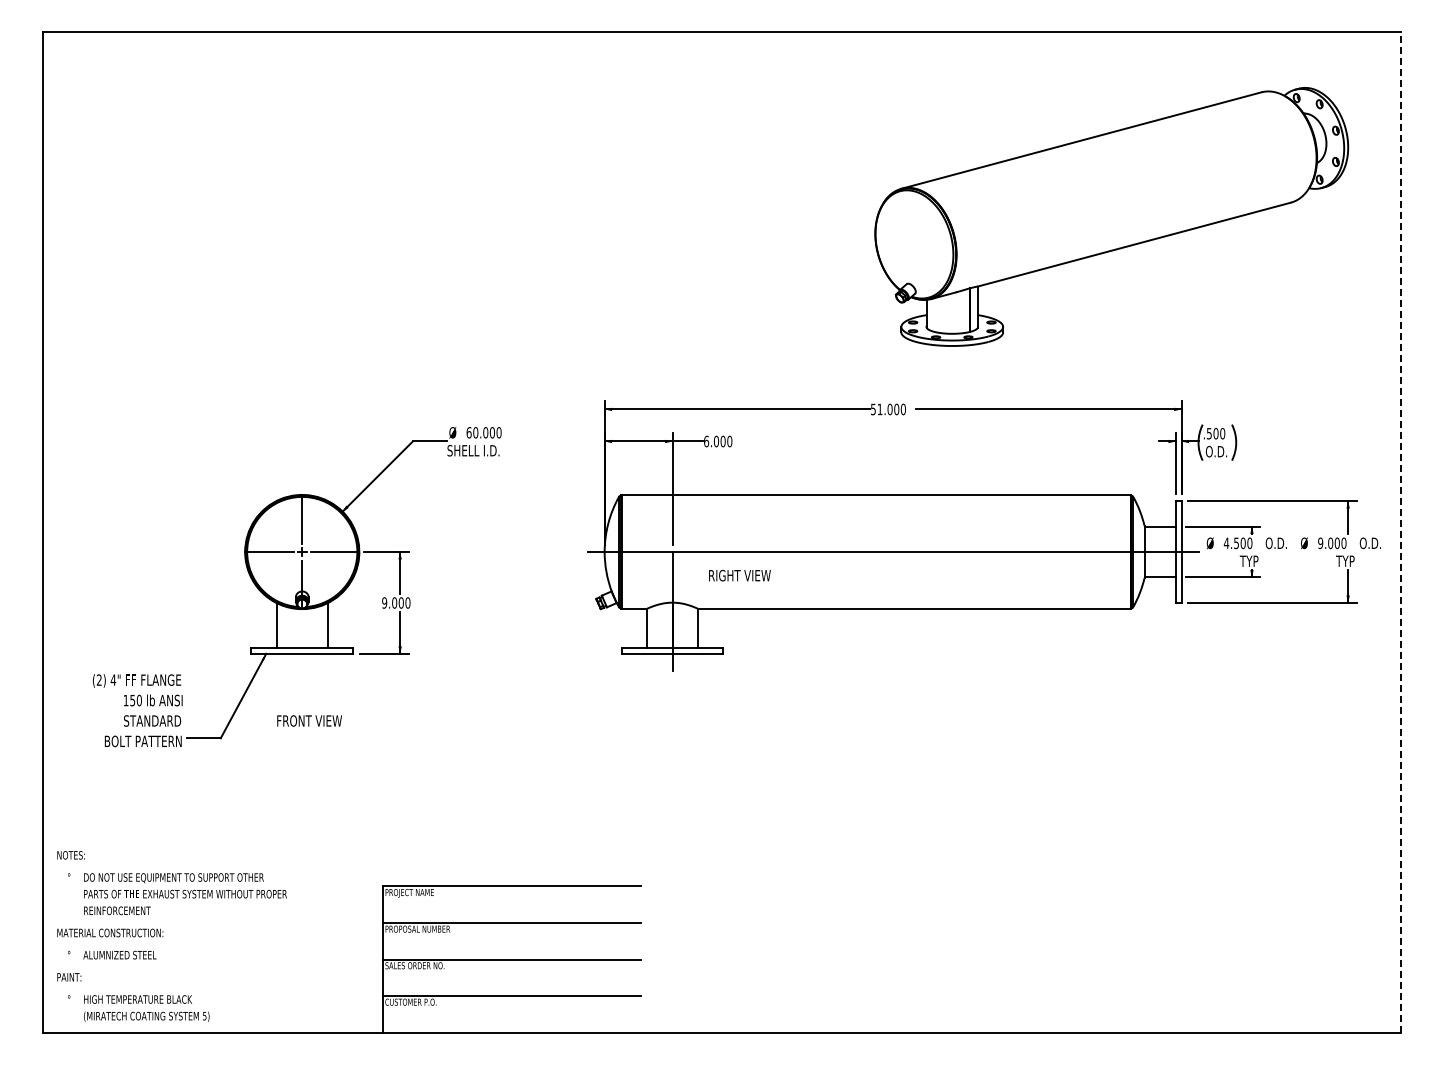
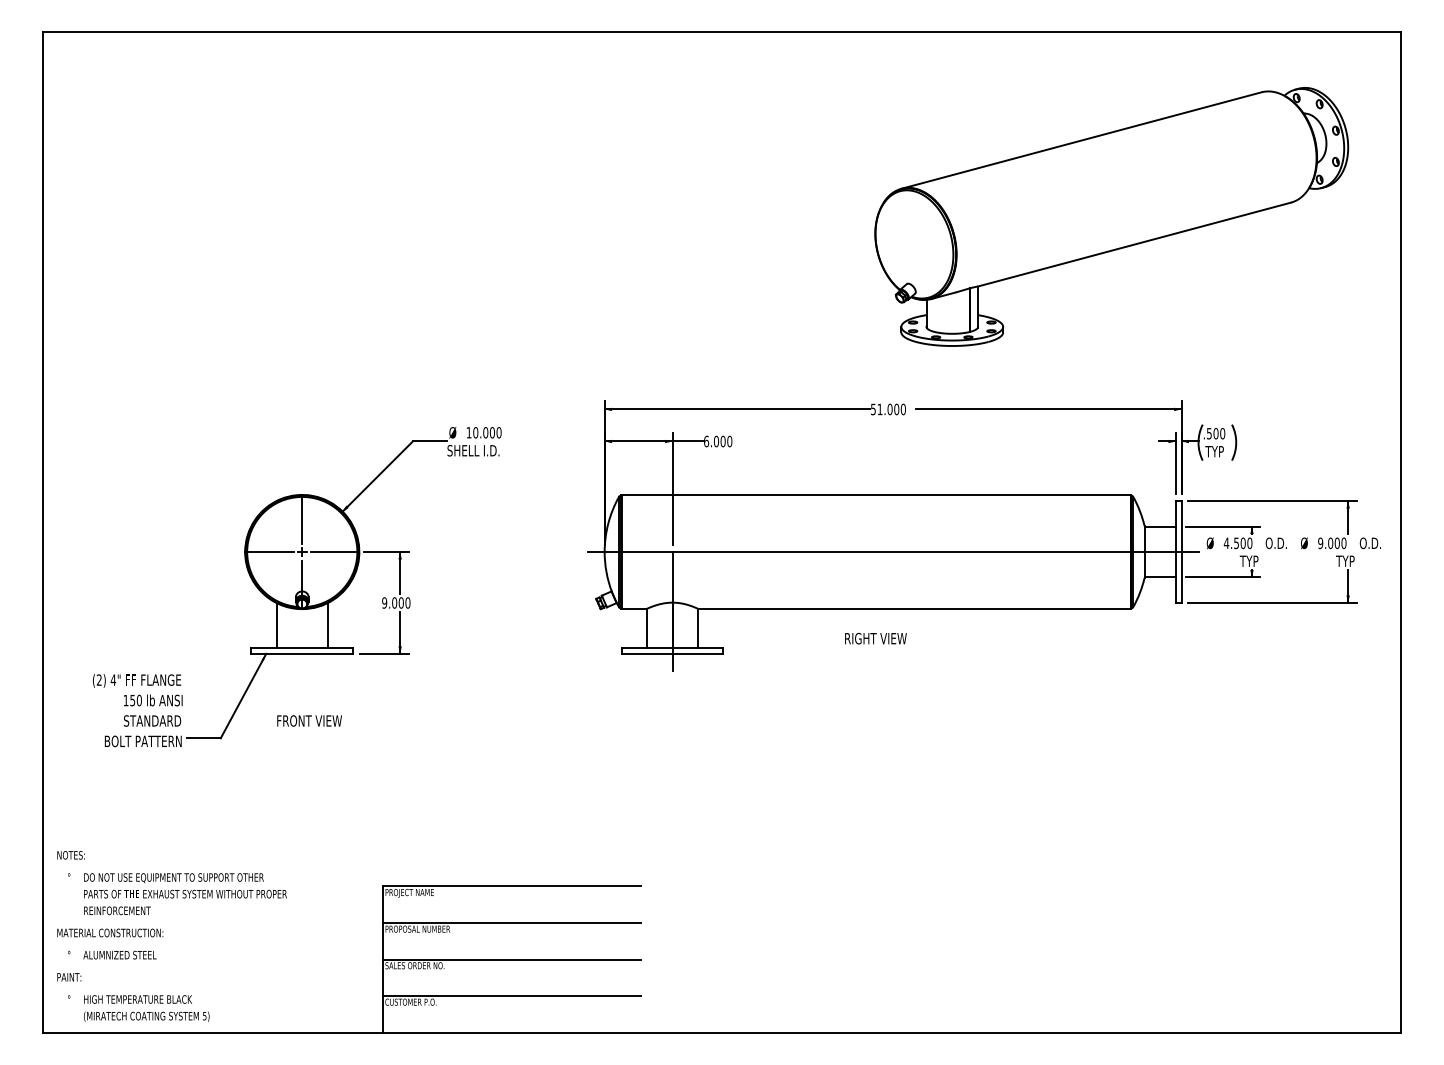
text: 60.000 -> 10.000 (468, 432)
text: O.D. -> TYP (1215, 451)
line: dashed -> solid (1400, 532)
text position: (739, 575) -> (875, 638) (875, 638)
